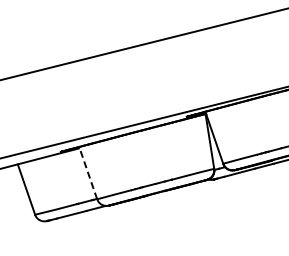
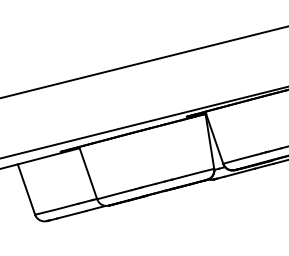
line position: (143, 44) -> (143, 62) (143, 62)
line: dashed -> solid (88, 173)
